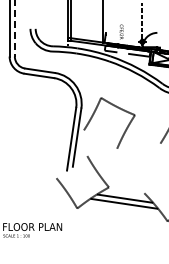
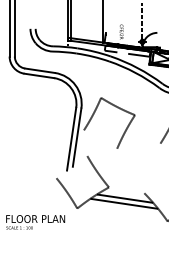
line: dashed -> solid (14, 28)
text position: (32, 230) -> (35, 222) (35, 222)
